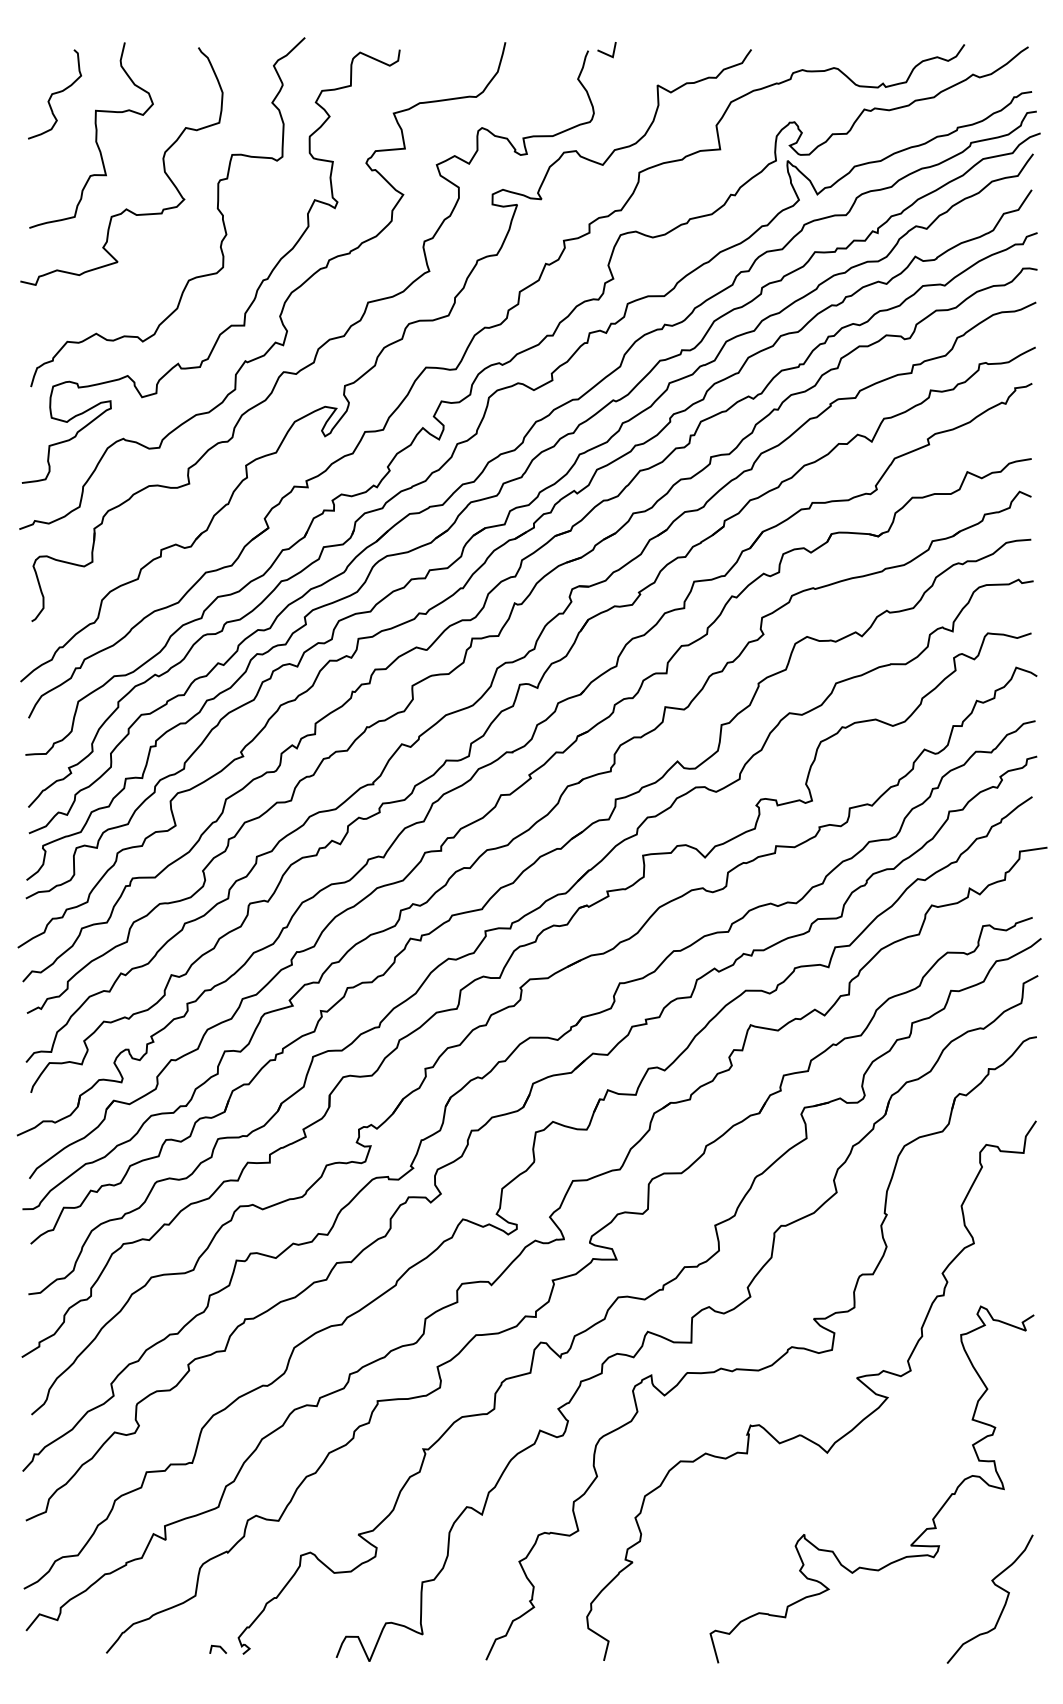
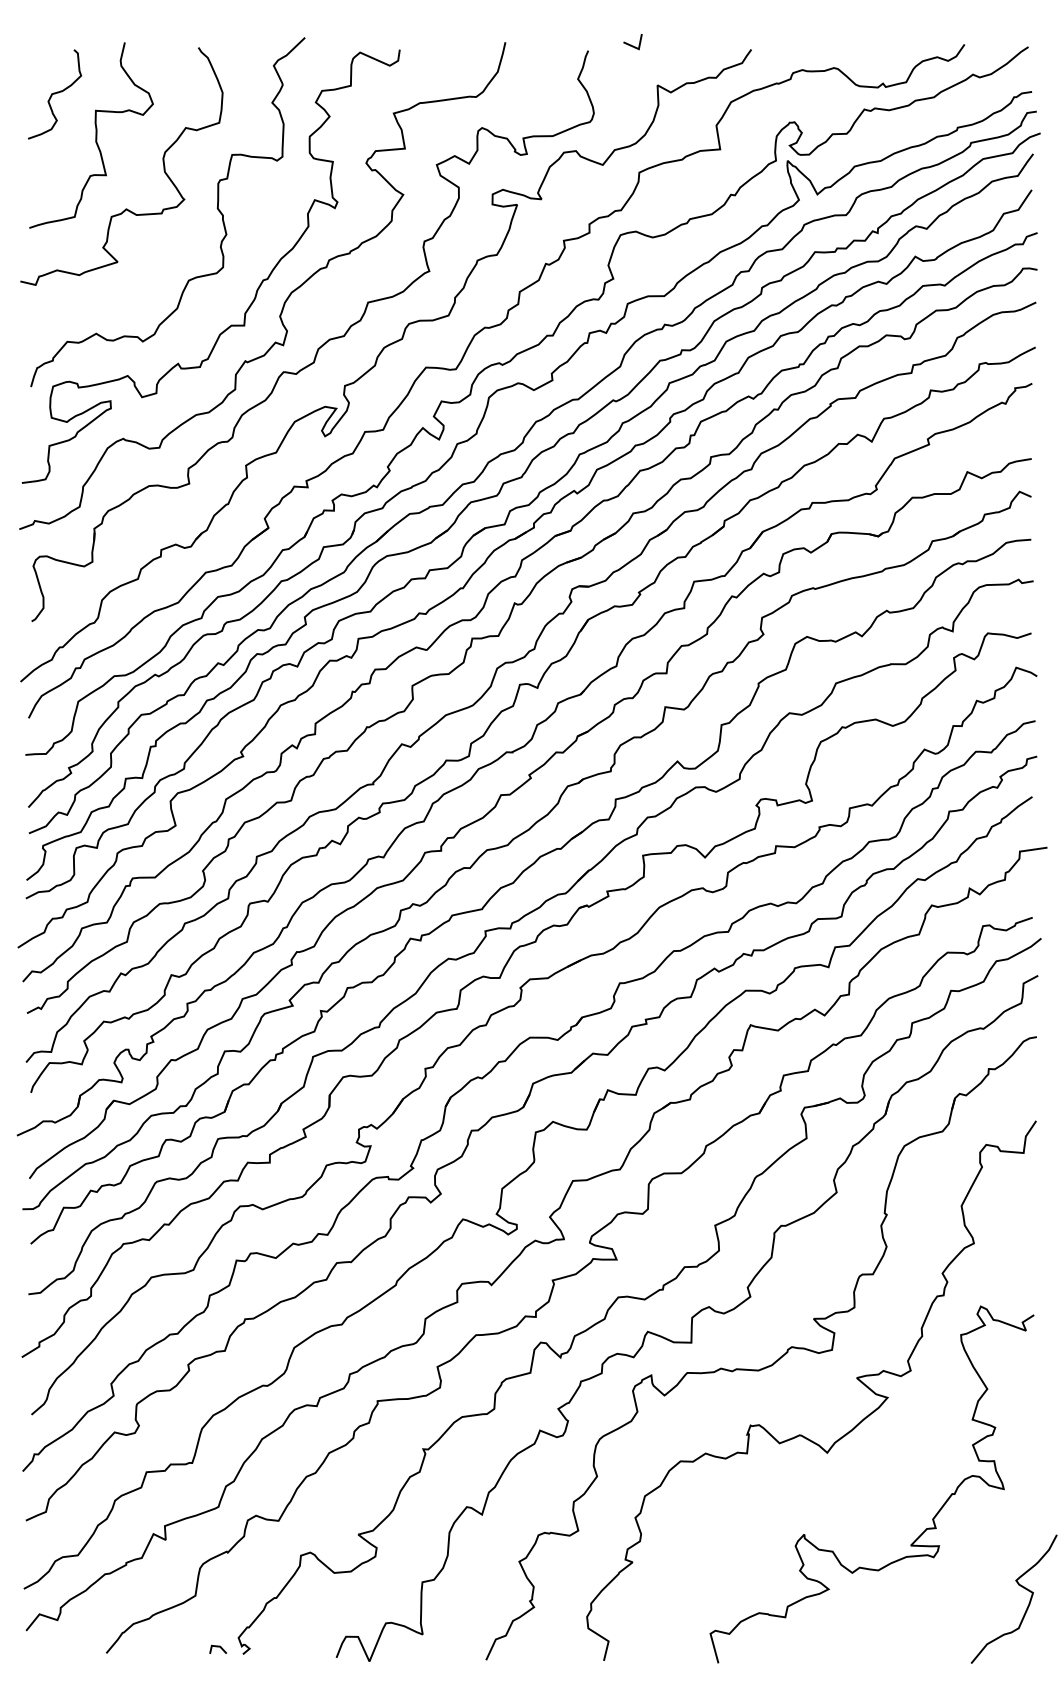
line position: (605, 52) -> (631, 44) (631, 44)
curve position: (997, 1587) -> (1021, 1587) (1021, 1587)
